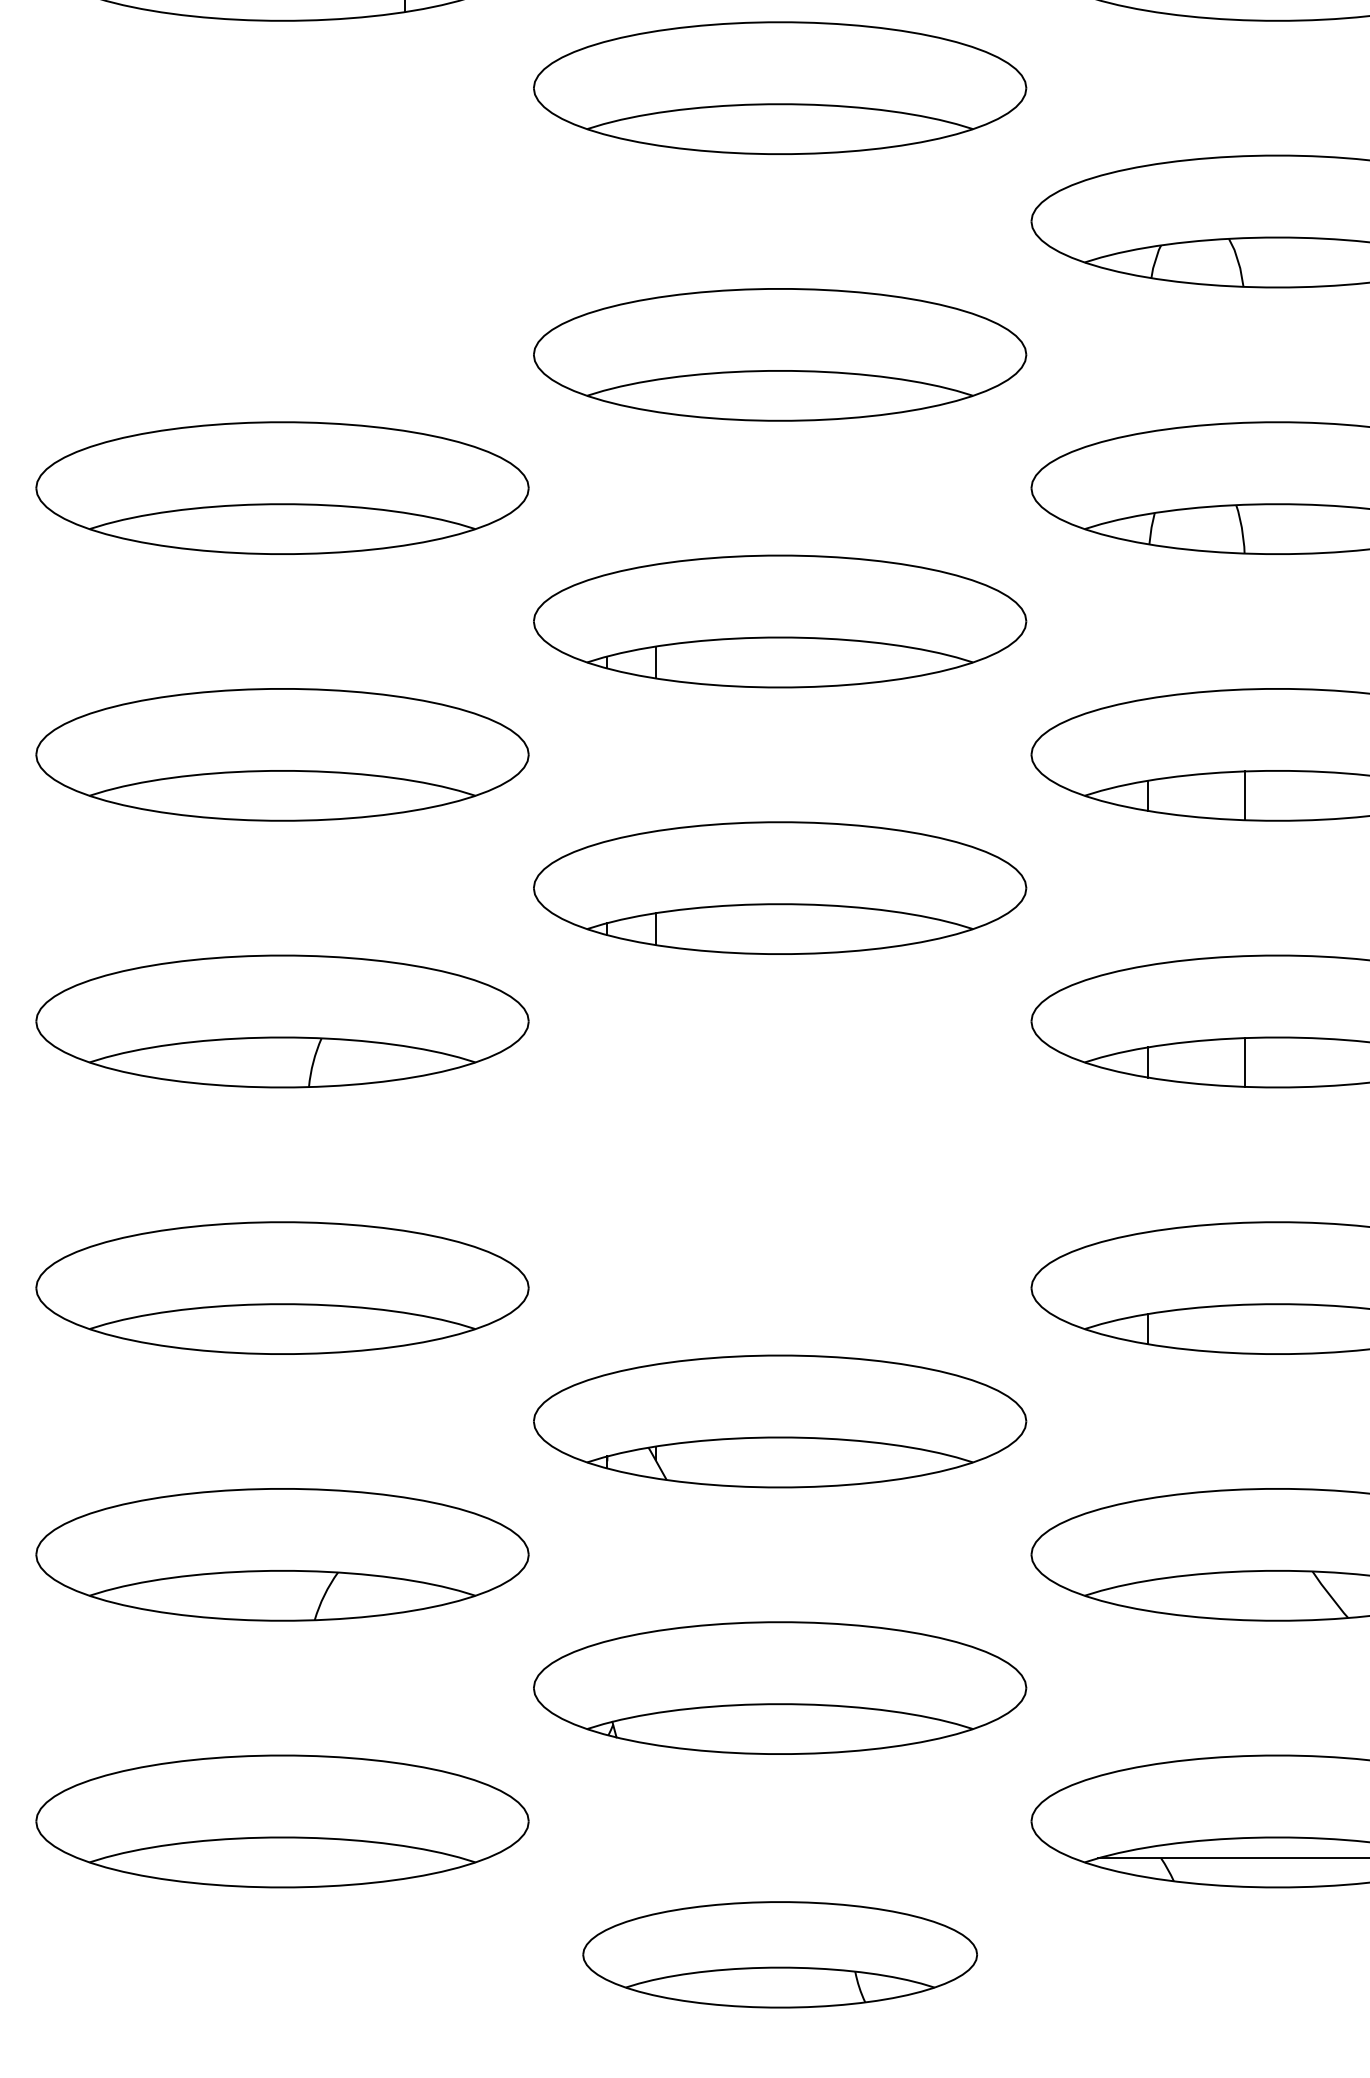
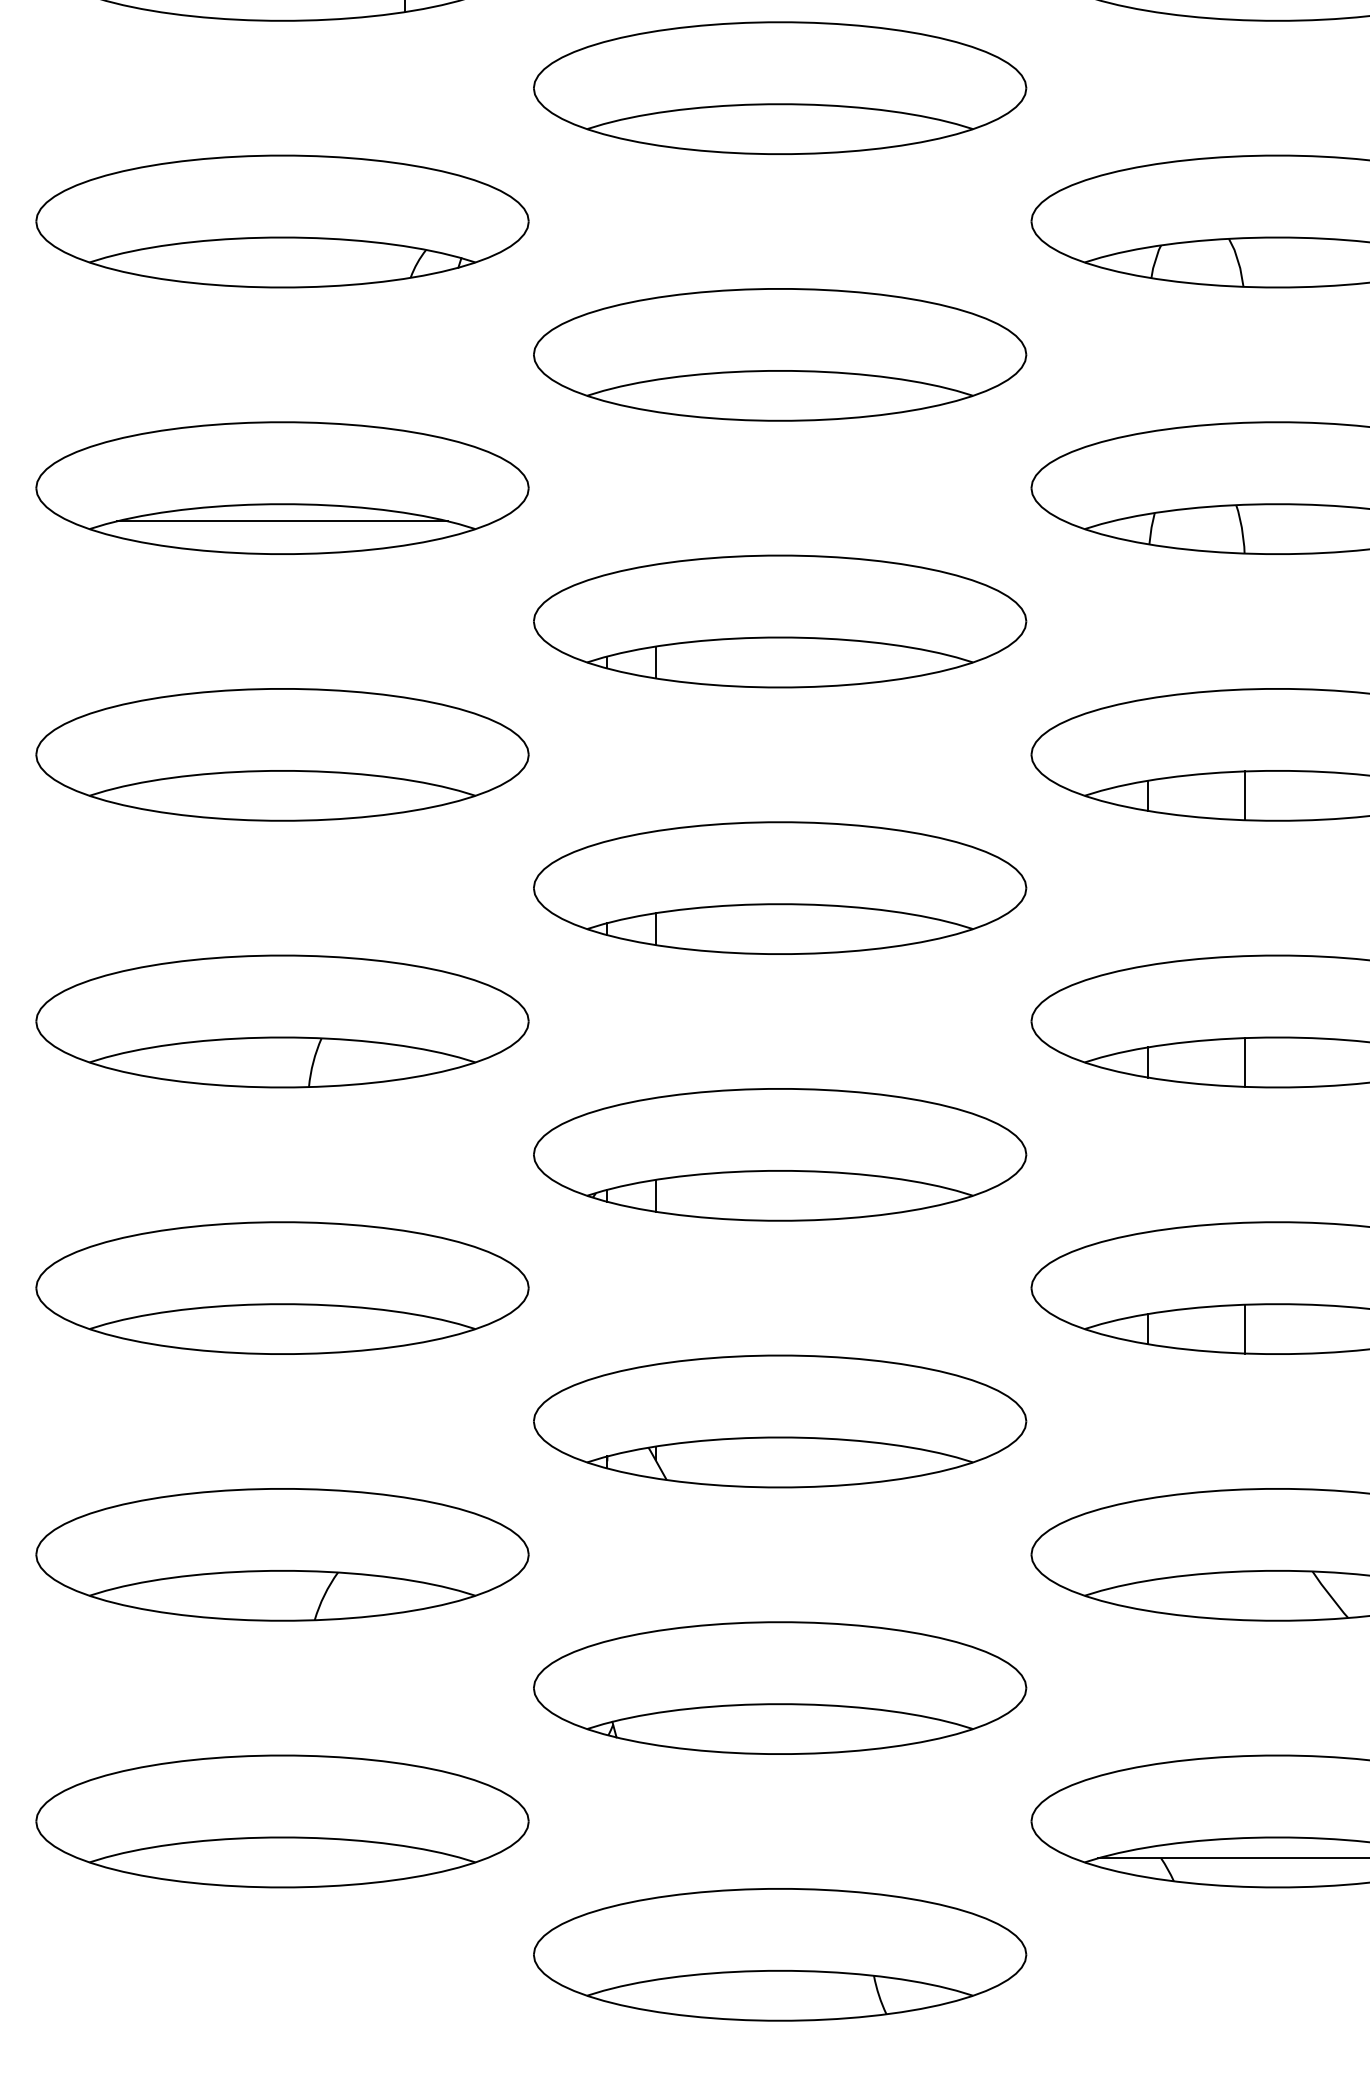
part: none -> present (282, 221)
line: none -> present (282, 521)
part: none -> present (780, 1154)
line: none -> present (1245, 1328)
part size: 396x108 px -> 495x134 px (780, 1954)
